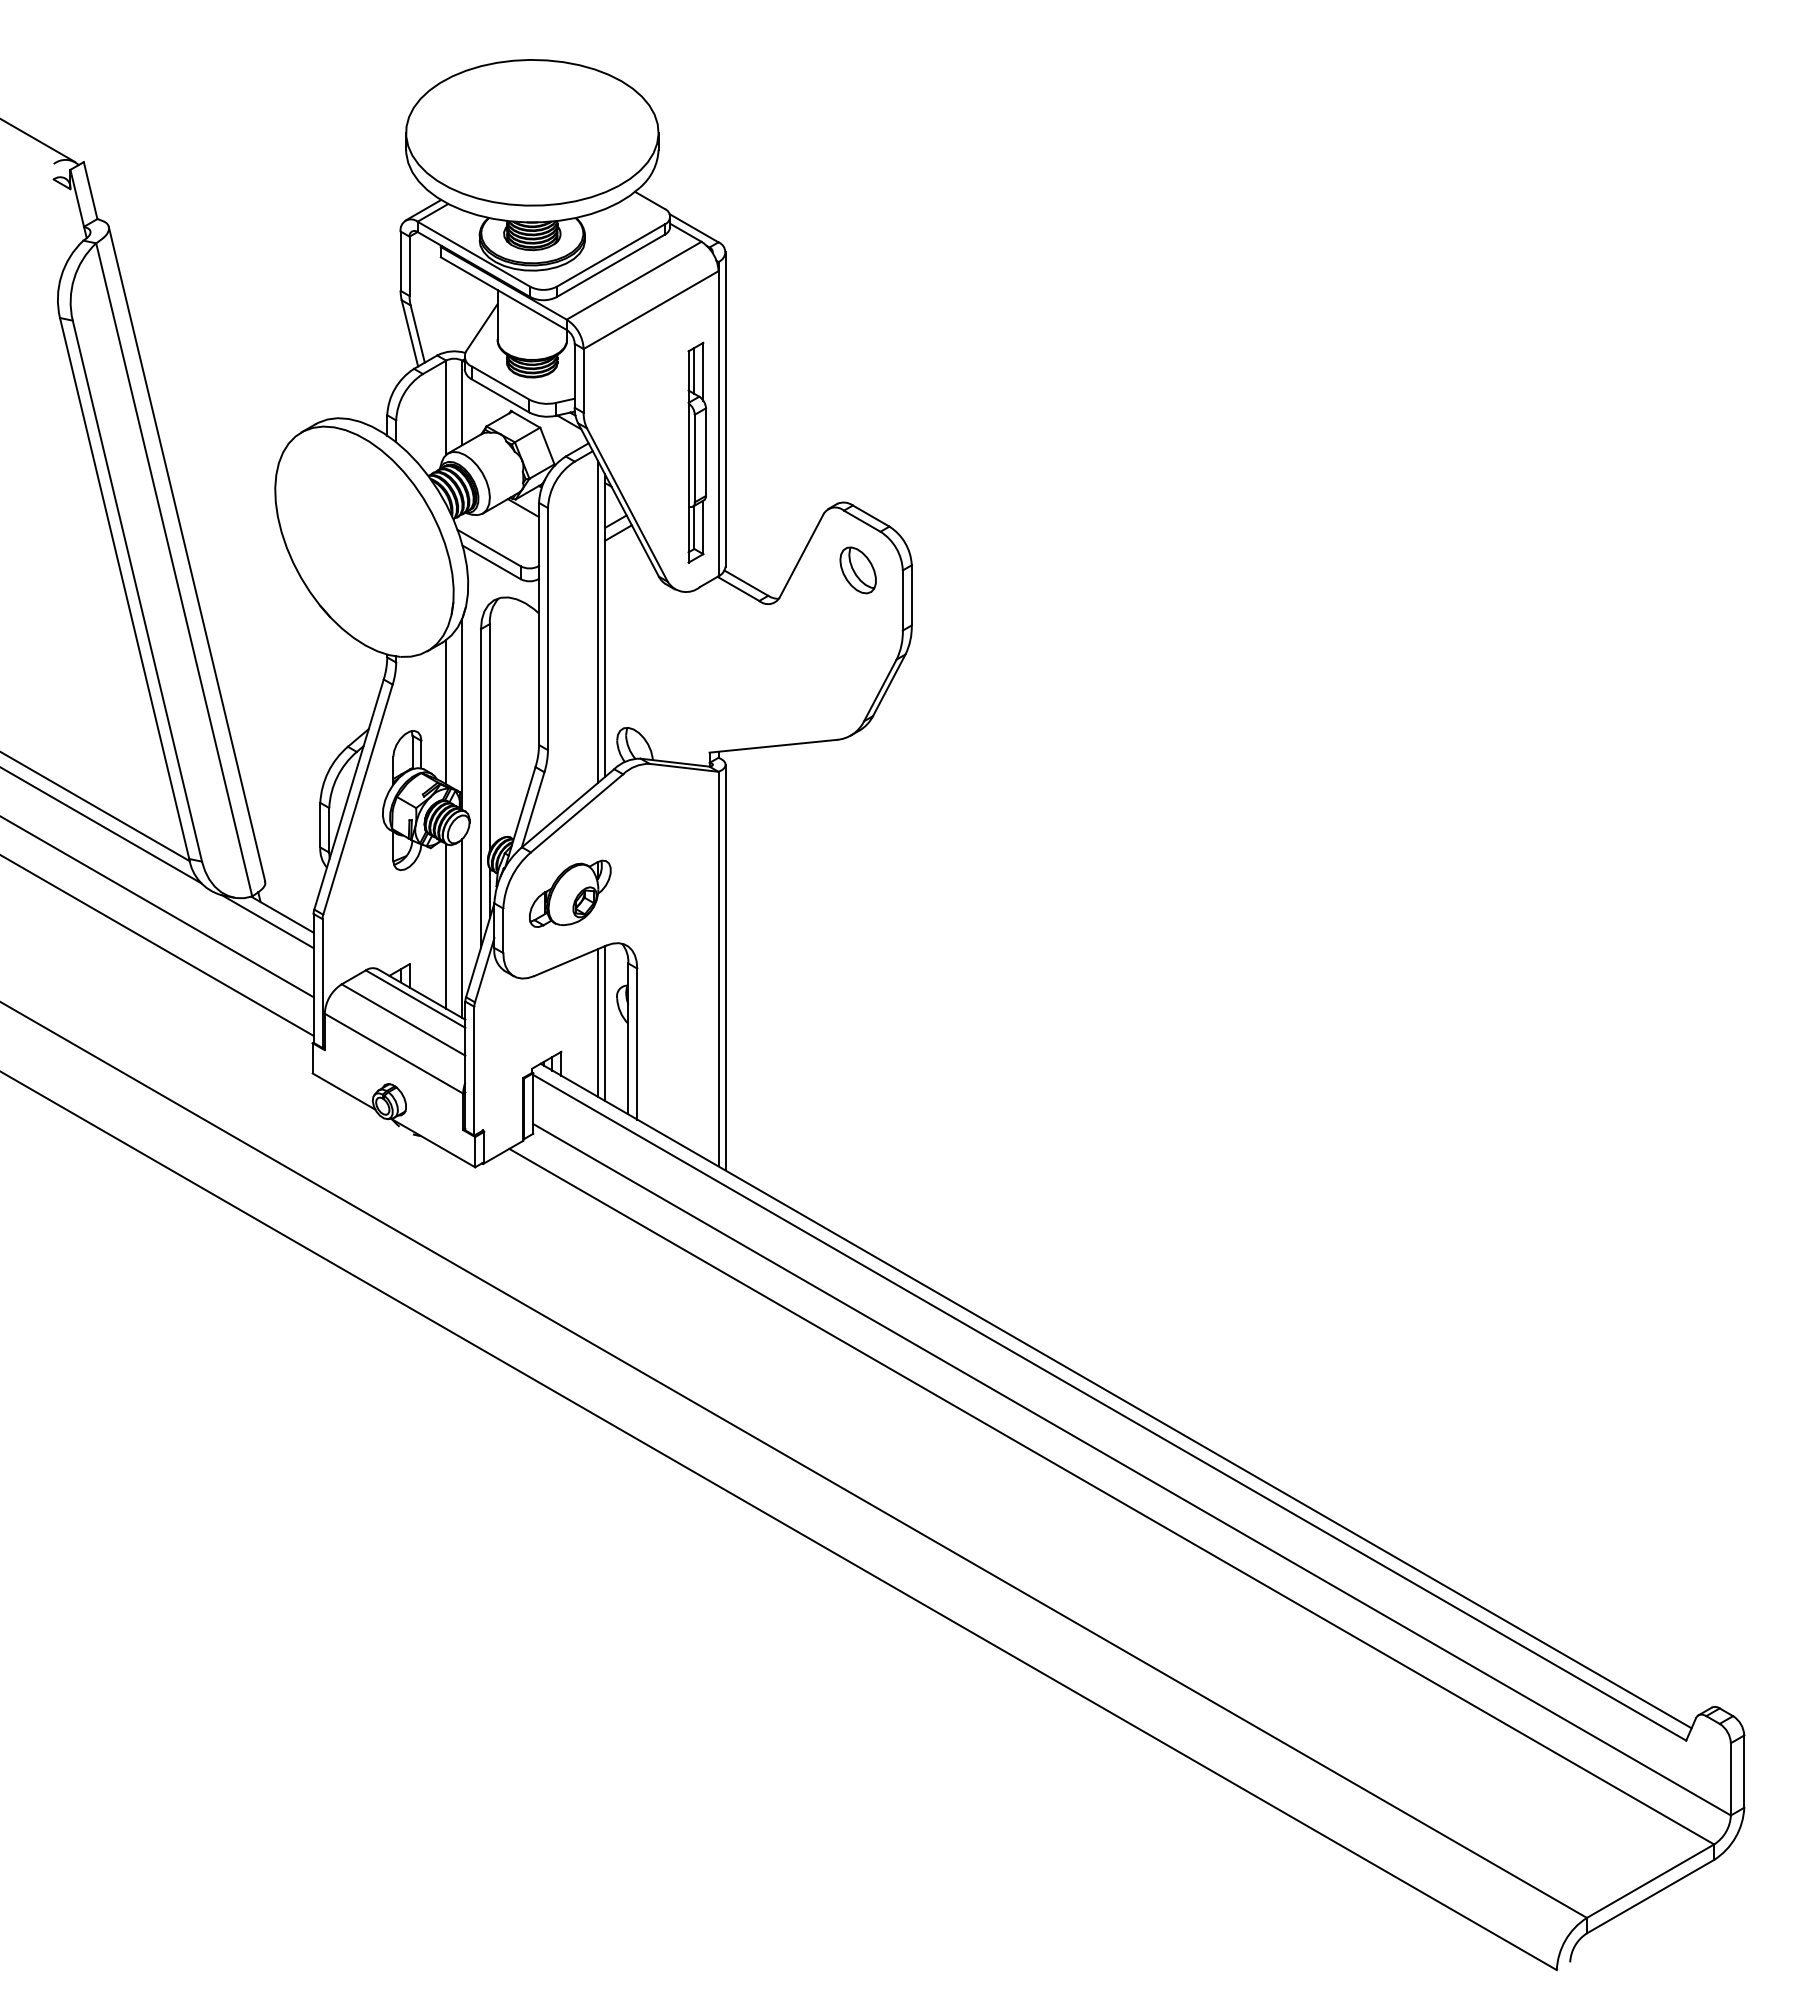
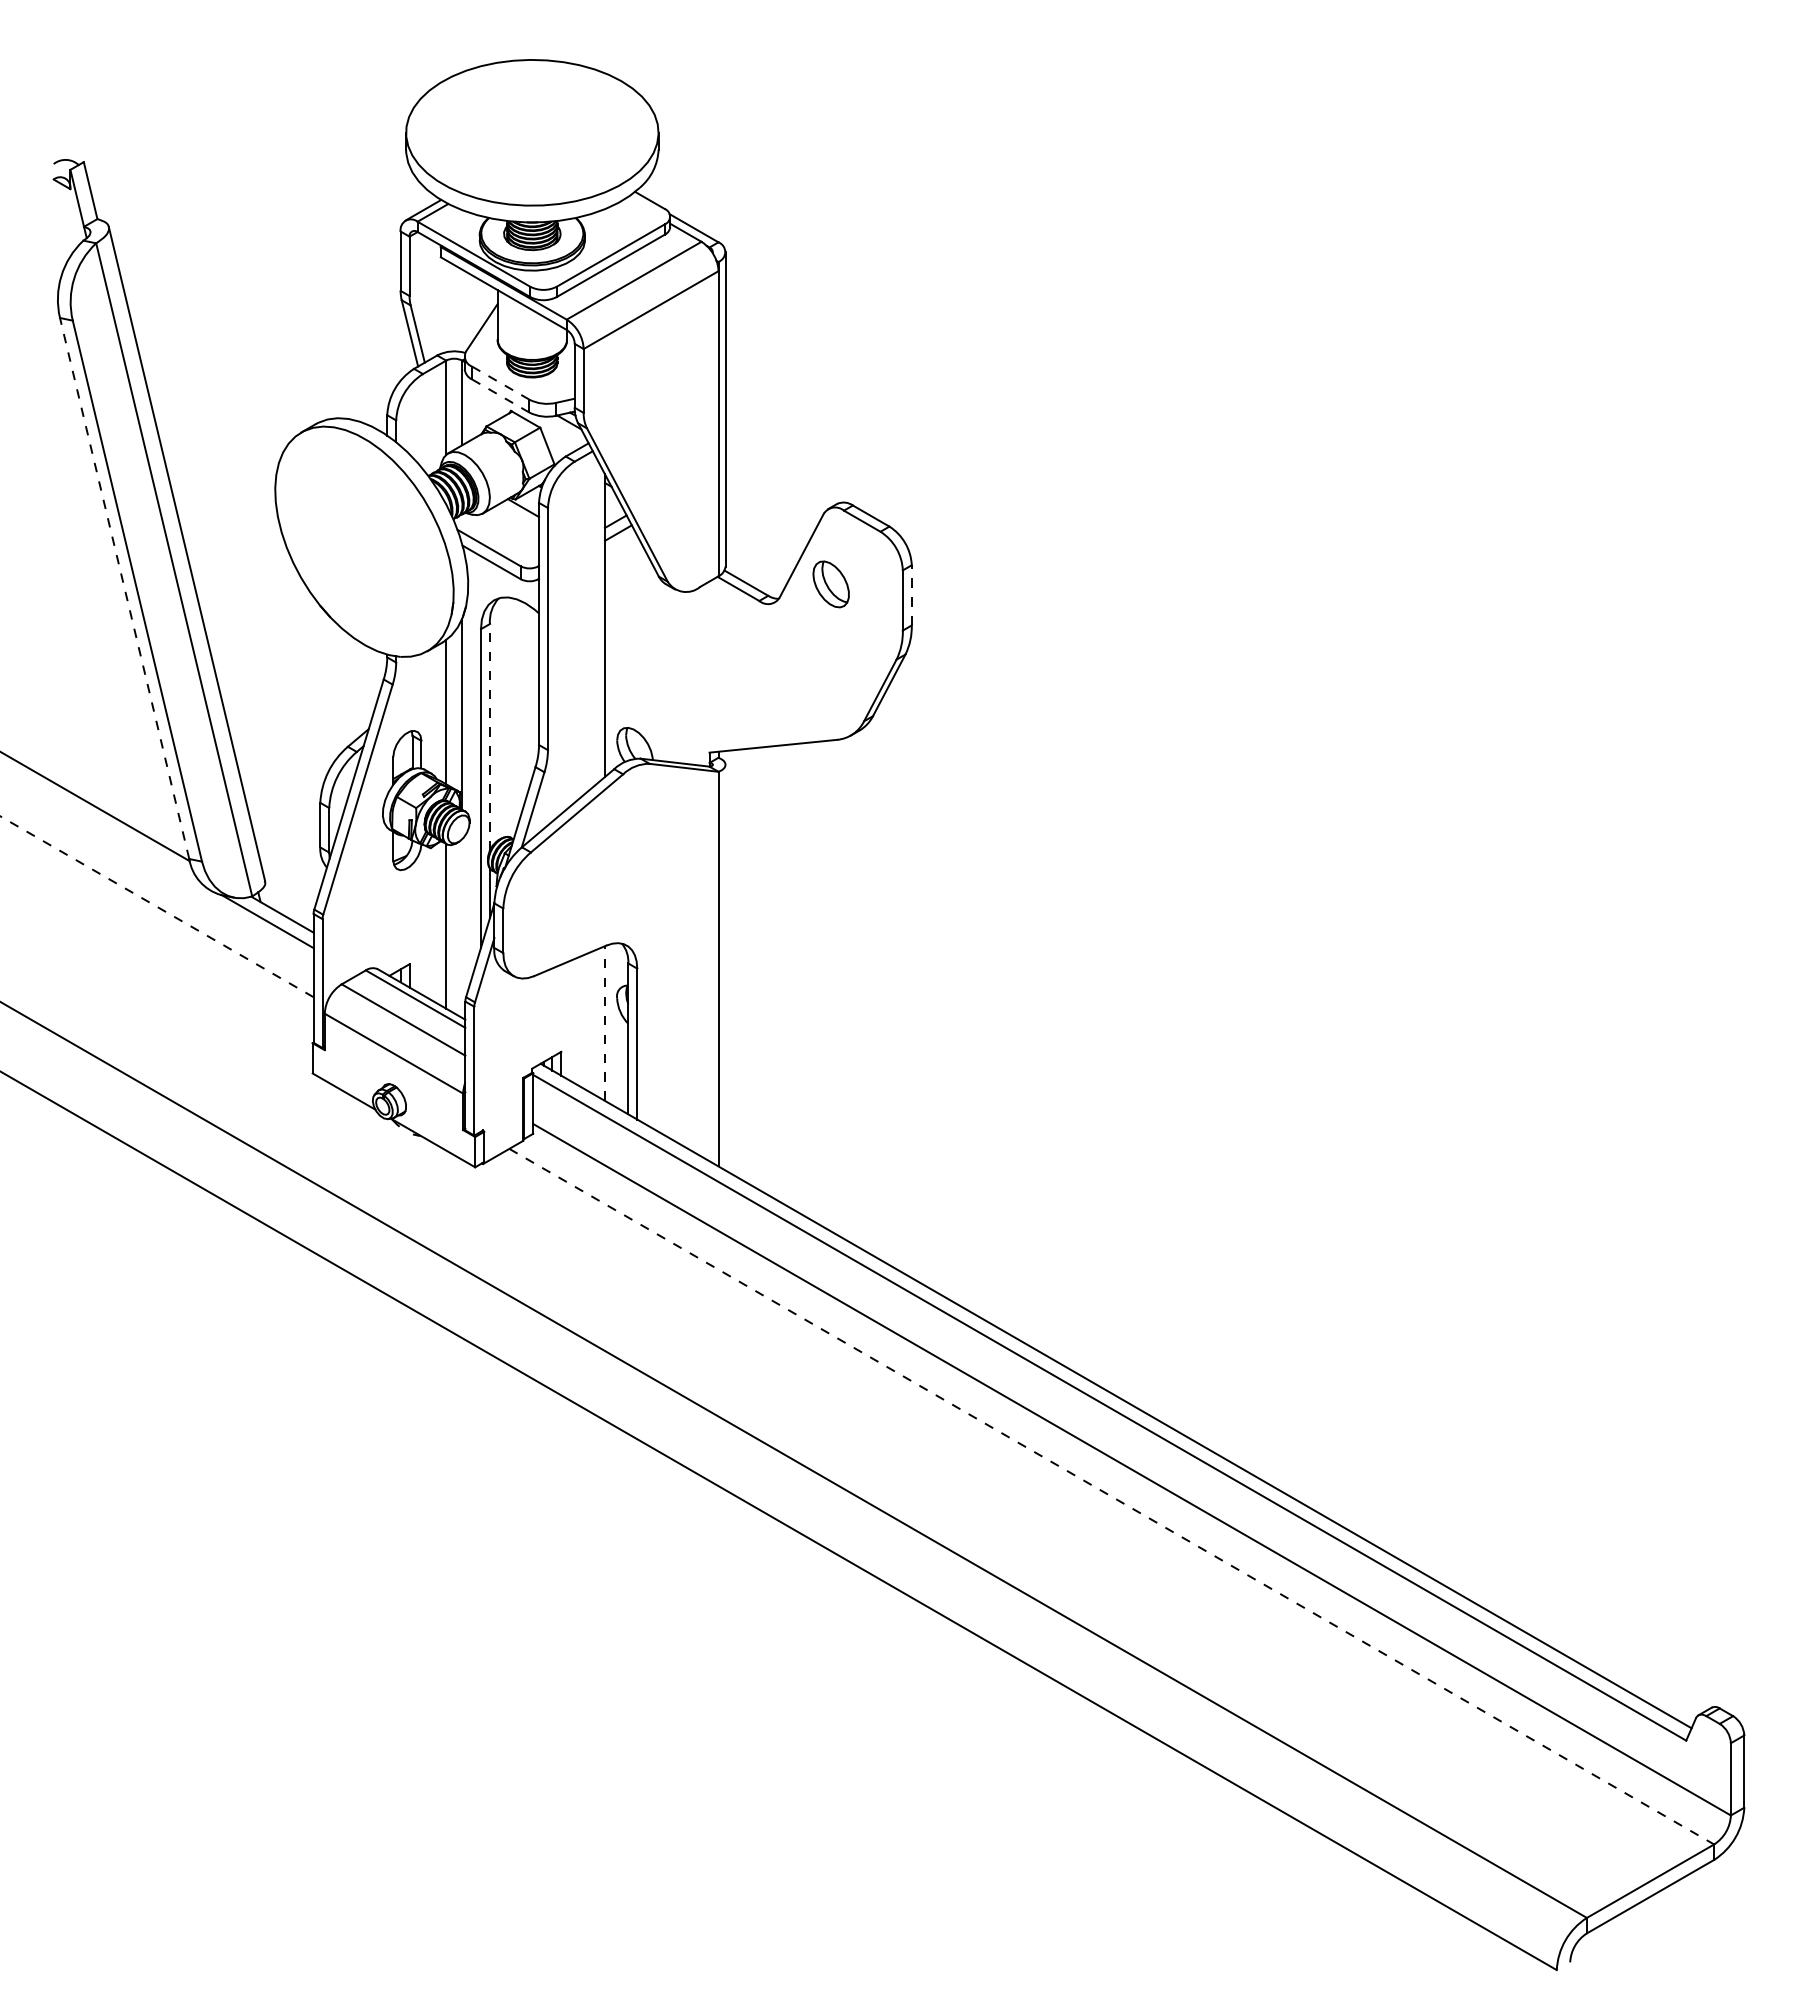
line: present -> none (38, 140)
line: solid -> dashed (500, 383)
line: solid -> dashed (500, 395)
part: present -> none (696, 452)
part position: (857, 570) -> (830, 584) (830, 584)
line: solid -> dashed (124, 588)
line: solid -> dashed (911, 594)
line: present -> none (597, 621)
line: solid -> dashed (489, 736)
line: present -> none (101, 825)
part: present -> none (570, 893)
line: solid -> dashed (157, 906)
line: present -> none (462, 928)
line: present -> none (157, 945)
line: present -> none (725, 967)
line: present -> none (597, 1022)
line: solid -> dashed (605, 1023)
line: solid -> dashed (1111, 1496)
